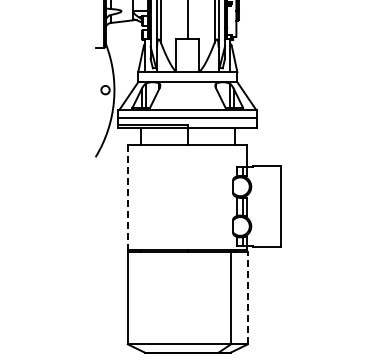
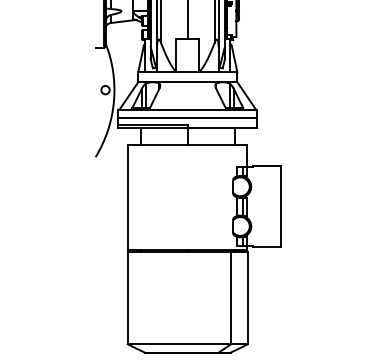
line: dashed -> solid (128, 197)
line: dashed -> solid (247, 297)
